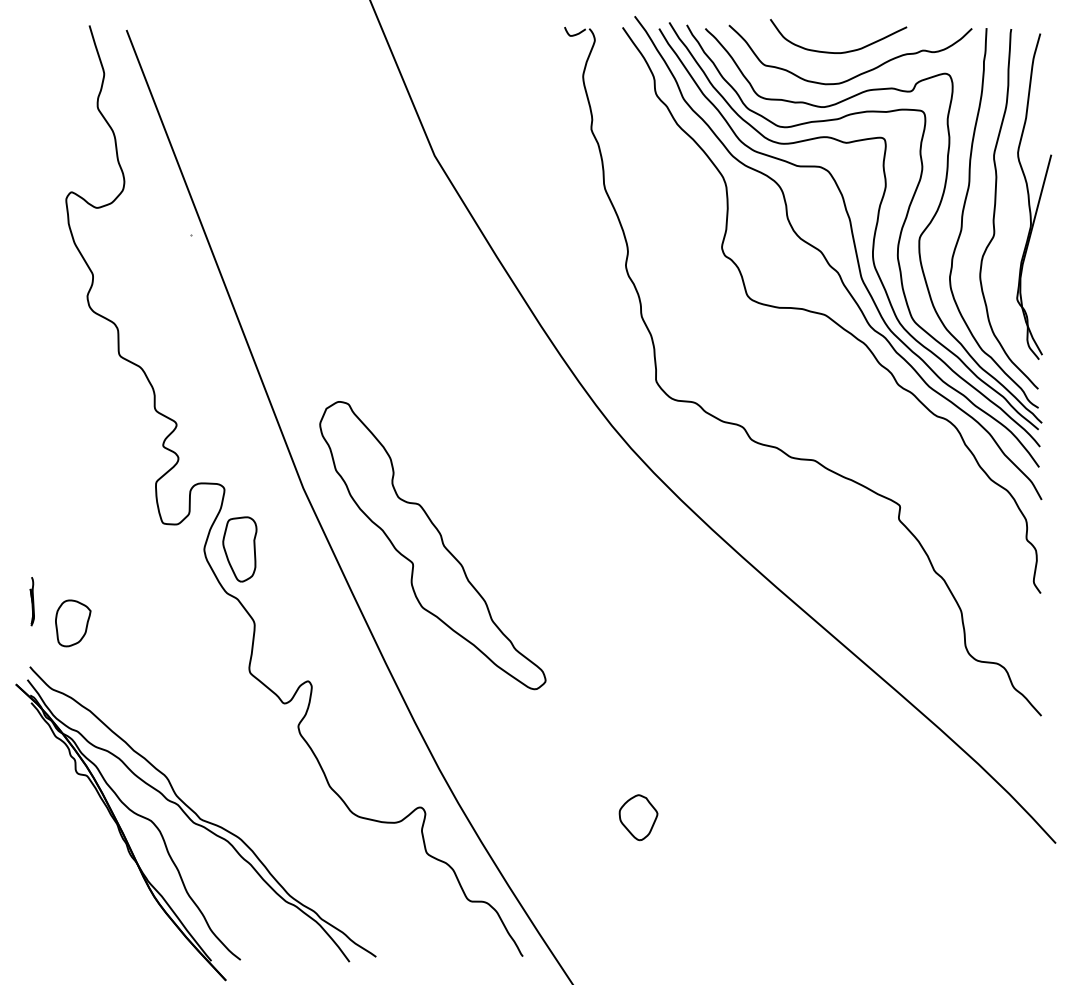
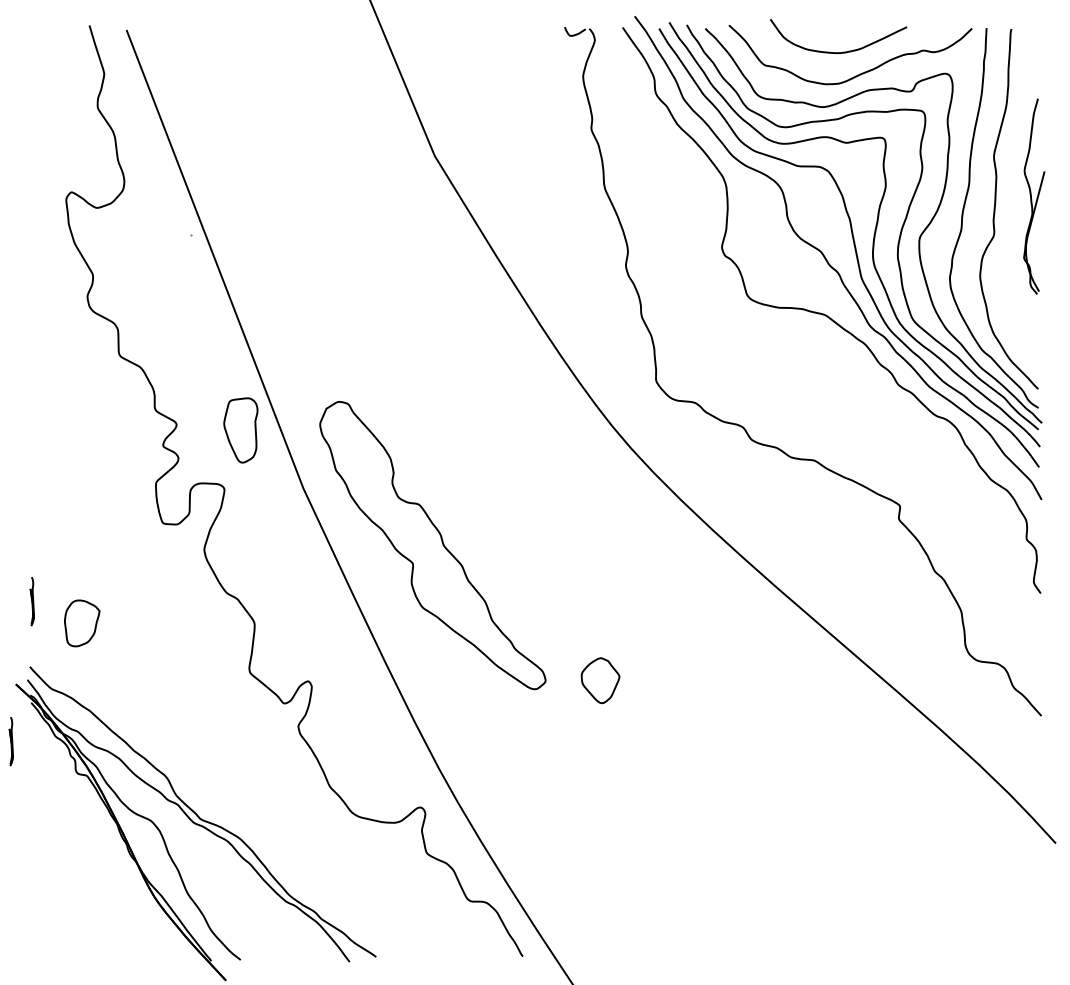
part size: 37x327 px -> 23x197 px (1034, 196)
part position: (239, 549) -> (240, 430) (240, 430)
part position: (73, 623) -> (82, 623) (82, 623)
part: none -> present (10, 741)
part position: (638, 817) -> (600, 680) (600, 680)
